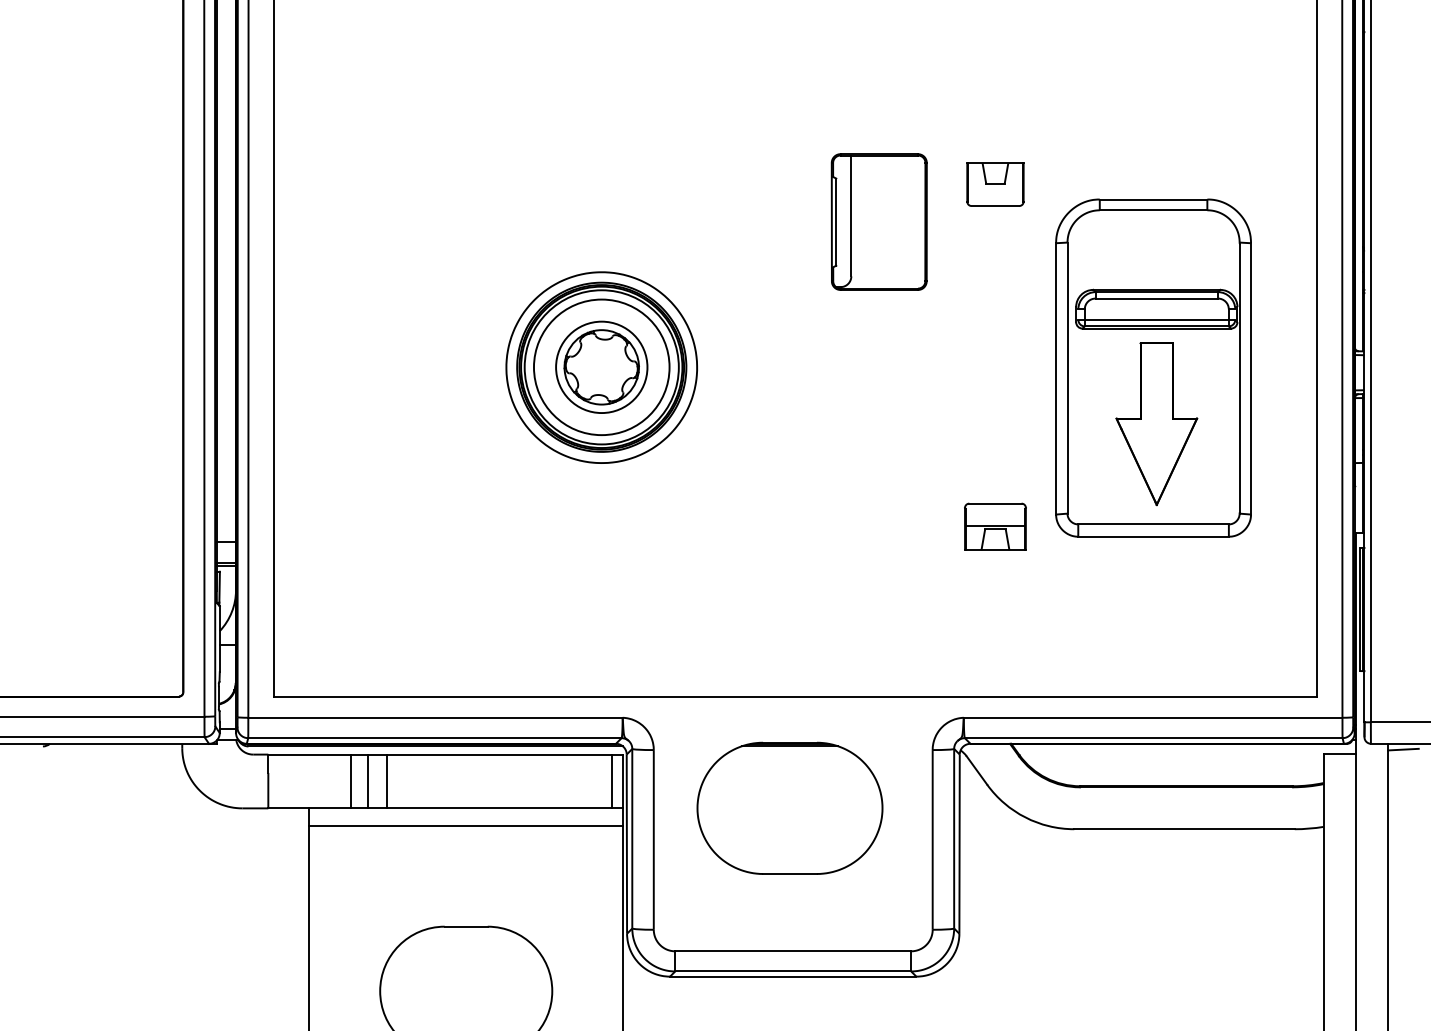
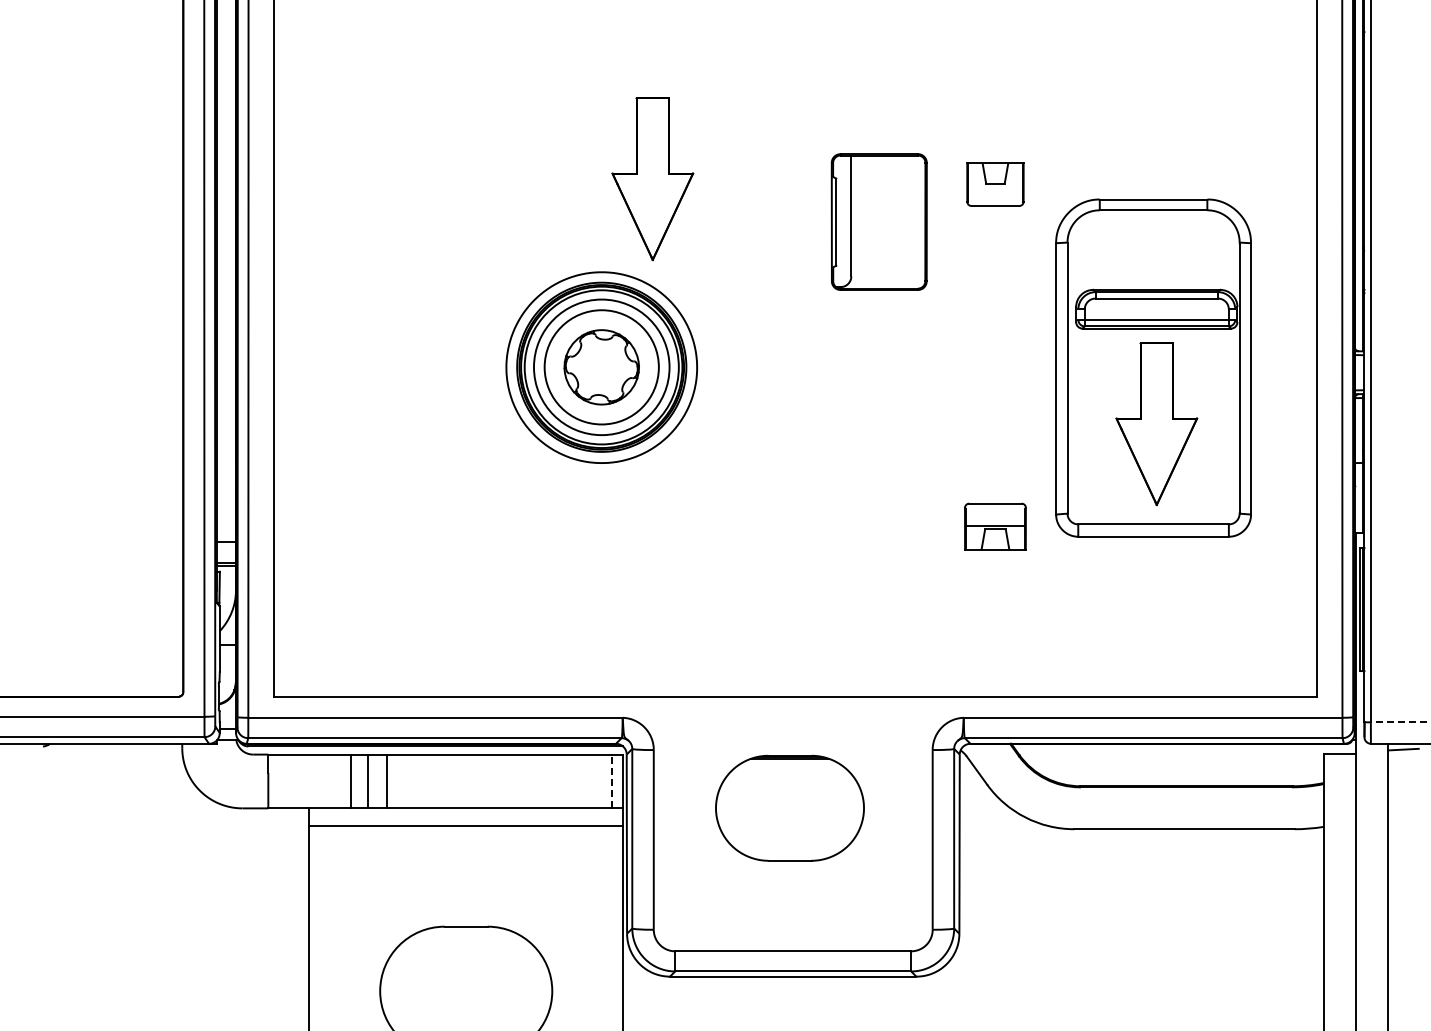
part: none -> present (652, 179)
circle diameter: 91 px -> 114 px (601, 367)
line: solid -> dashed (1400, 722)
line: solid -> dashed (611, 781)
part size: 188x134 px -> 150x108 px (789, 807)
